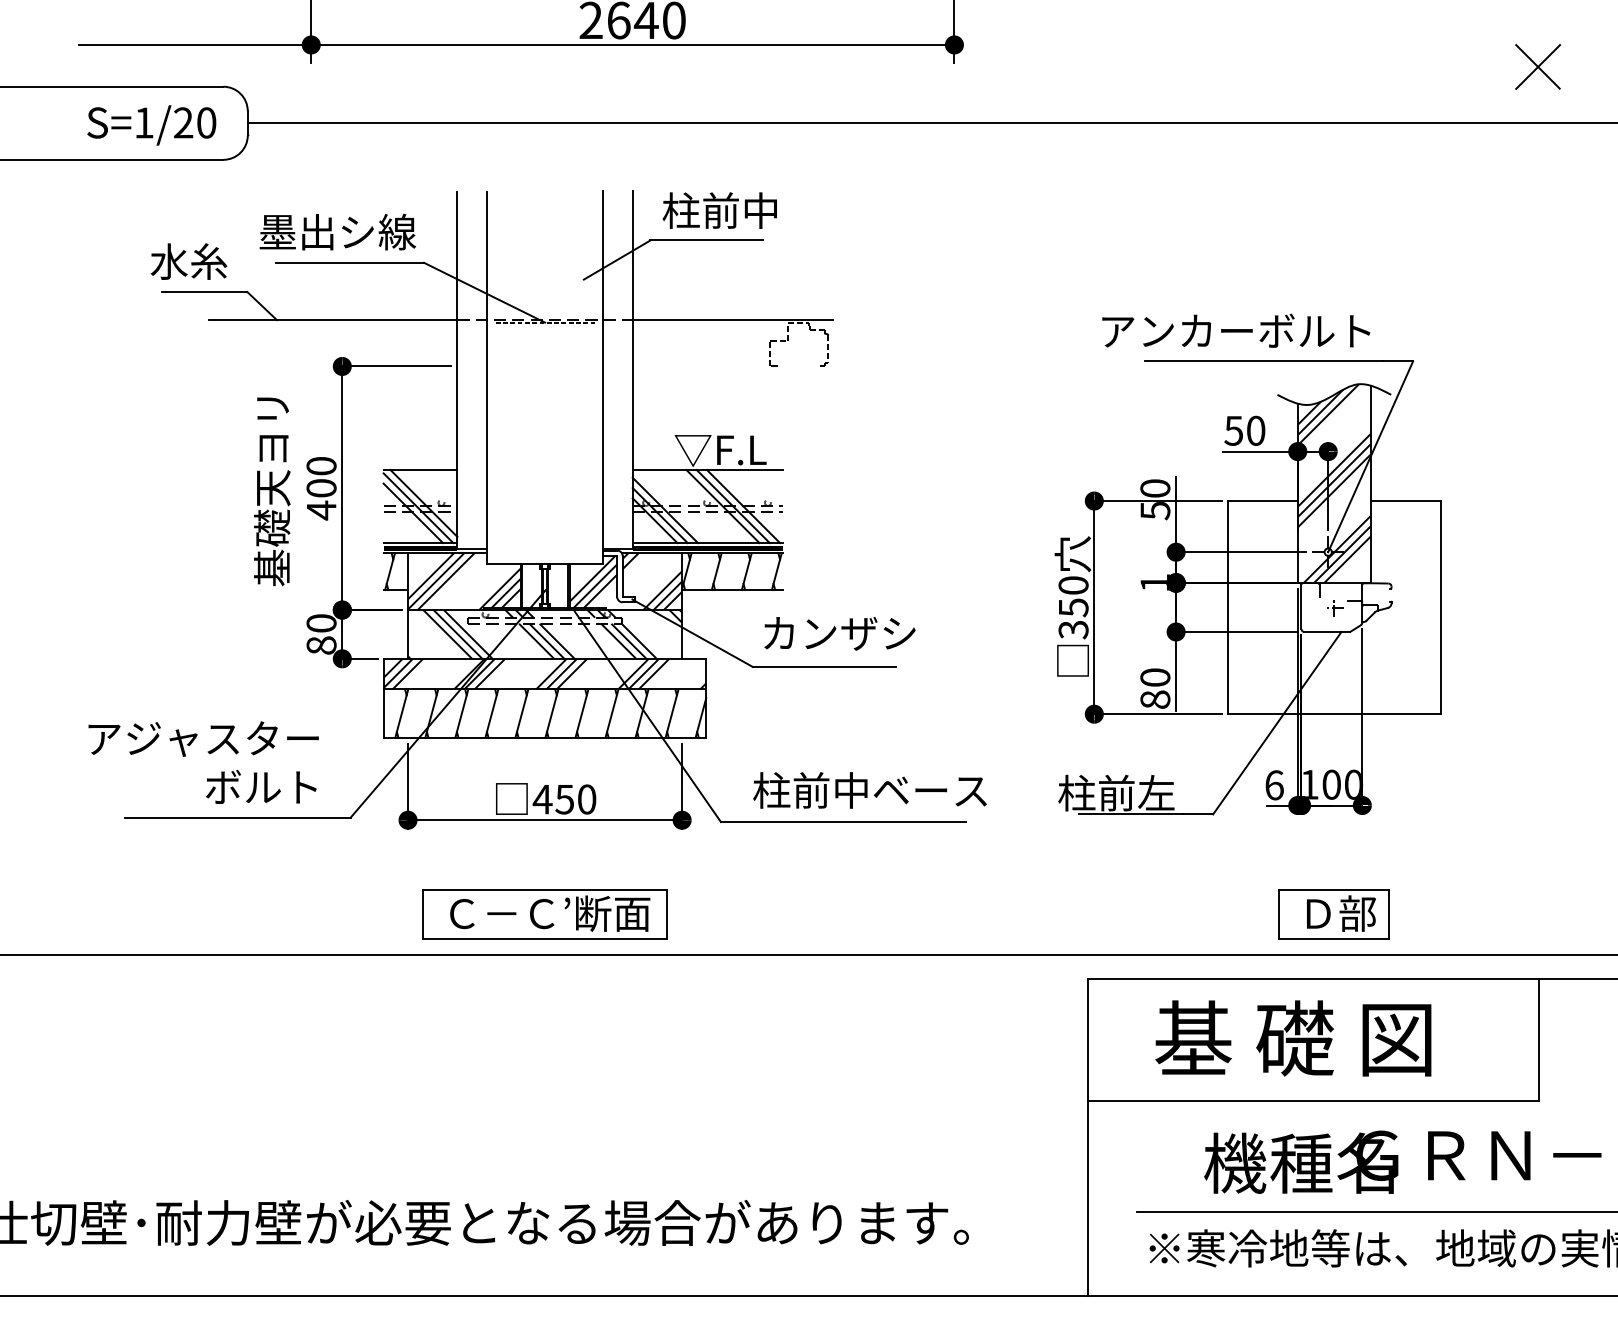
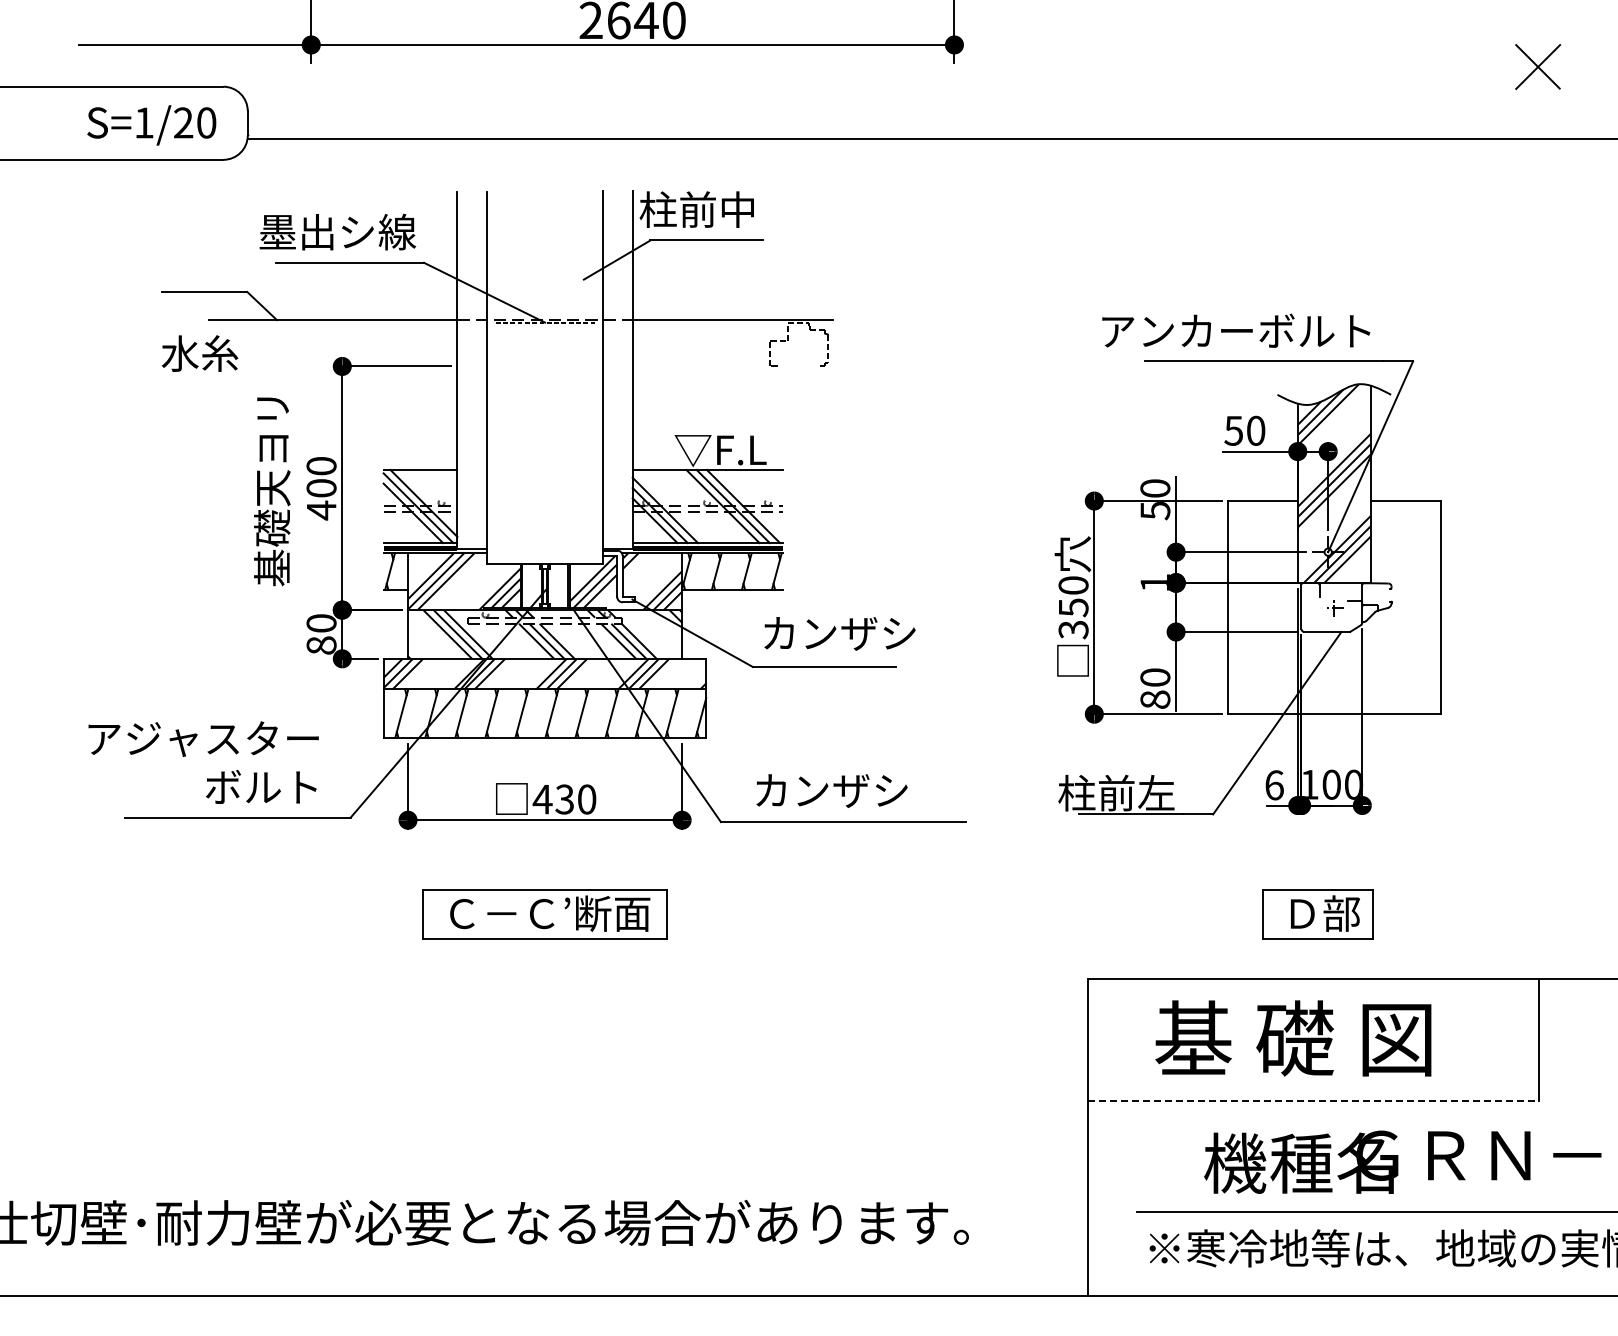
line position: (930, 123) -> (930, 139) (930, 139)
text position: (719, 210) -> (696, 209) (696, 209)
text position: (188, 261) -> (199, 353) (199, 353)
text: 柱前中ベース -> カンザシ (869, 790)
text: 450 -> 430 (564, 799)
part position: (1333, 914) -> (1317, 914) (1317, 914)
line: present -> none (808, 955)
line: solid -> dashed (1314, 1101)
